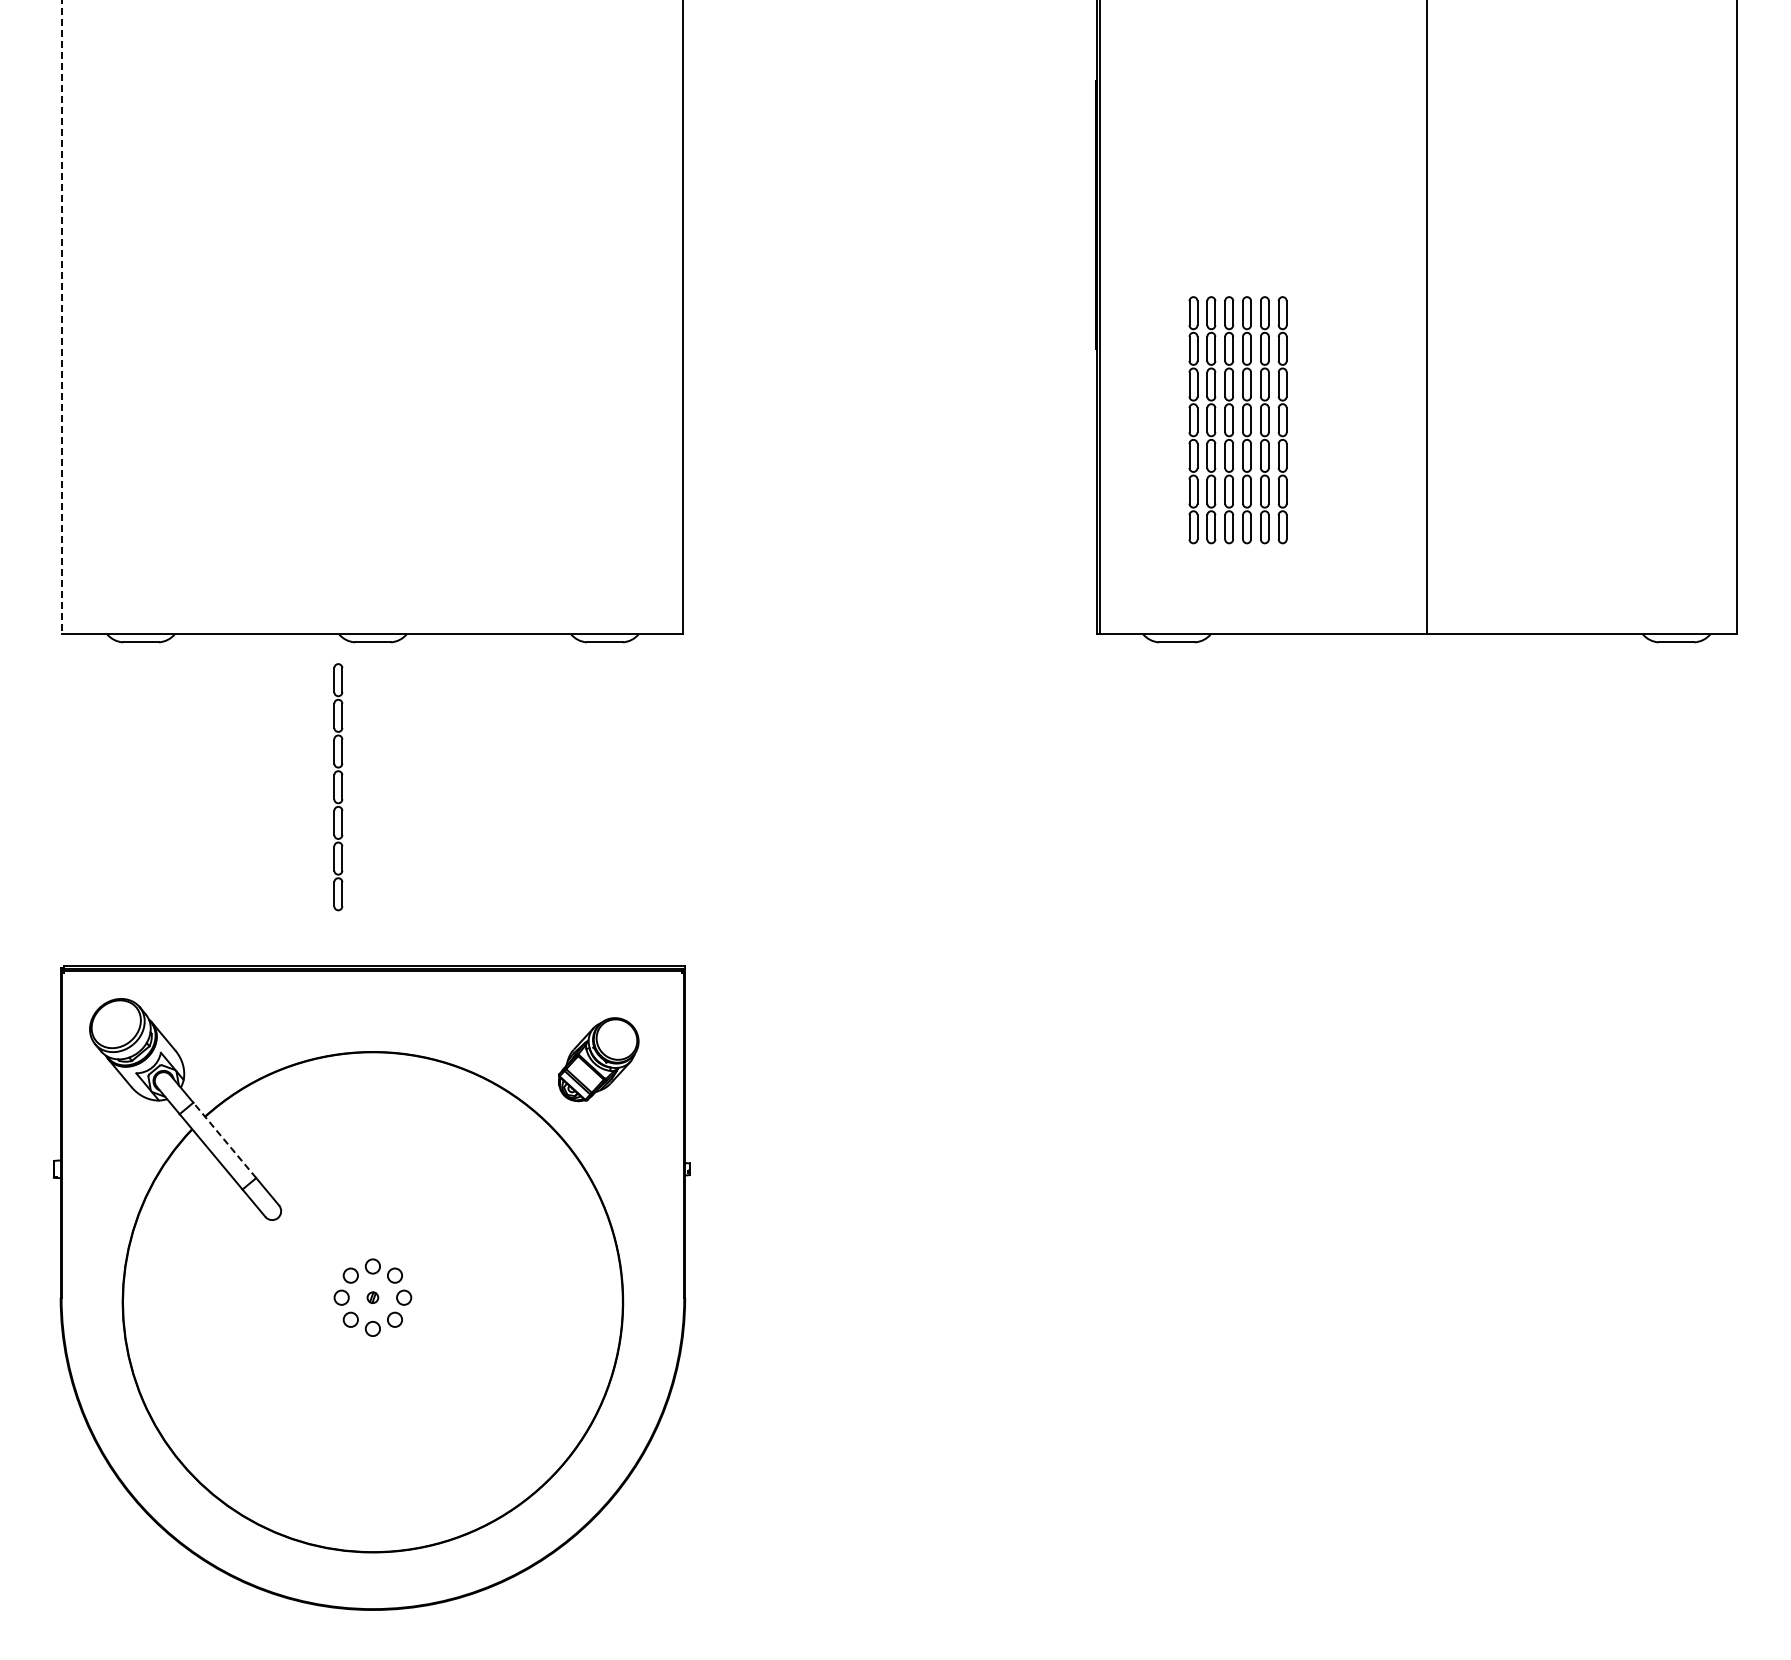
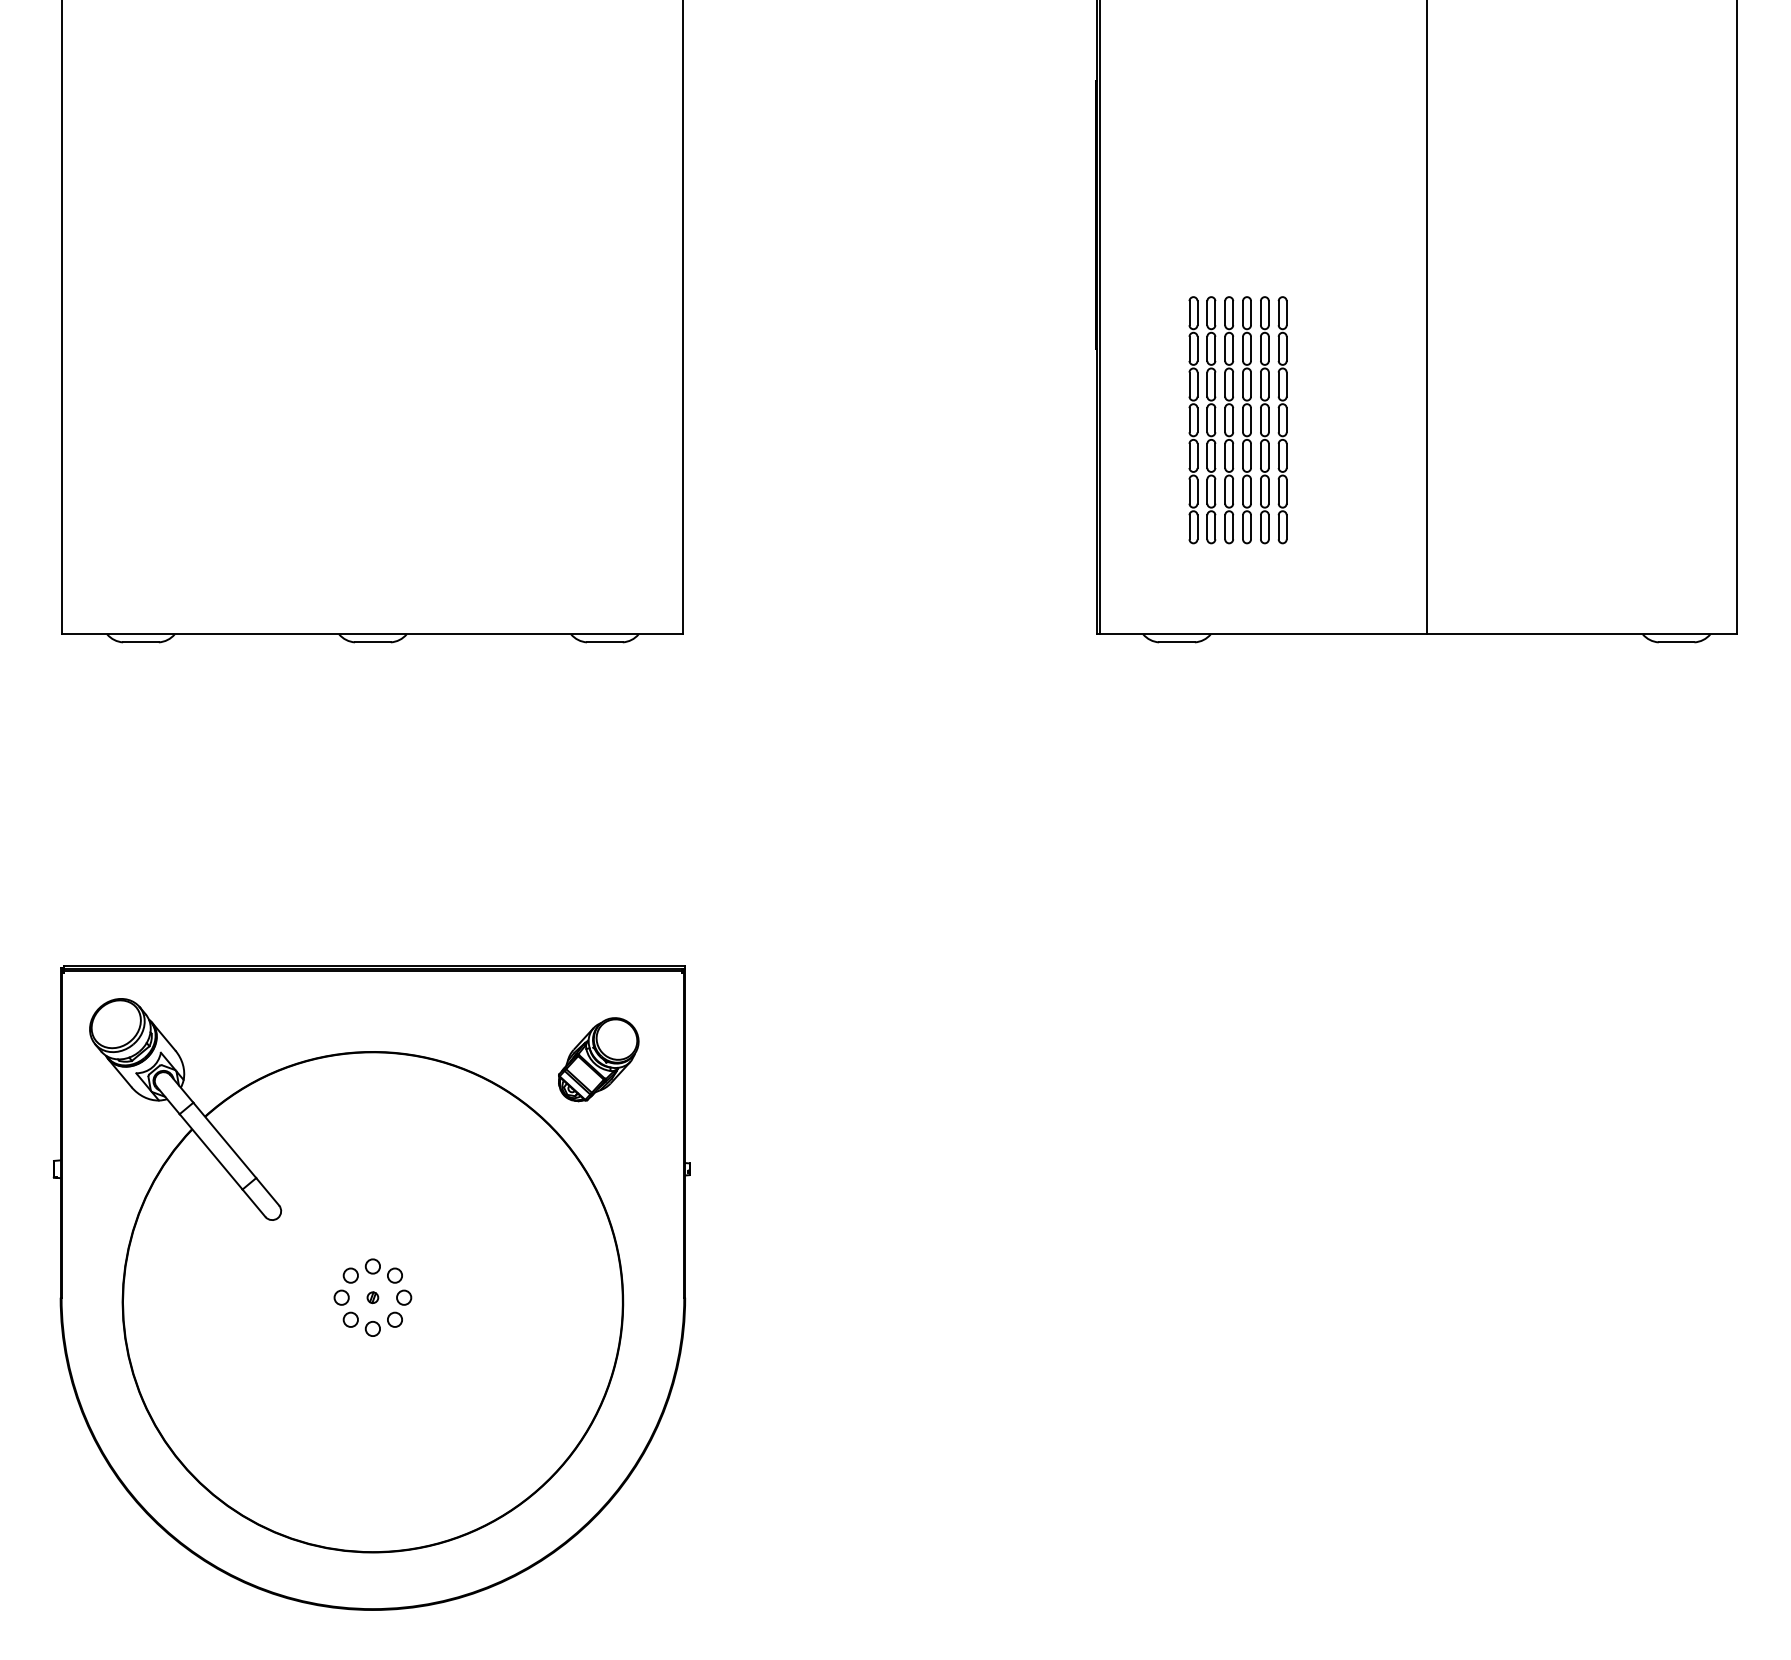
line: dashed -> solid (62, 317)
part: present -> none (338, 787)
line: dashed -> solid (224, 1140)
